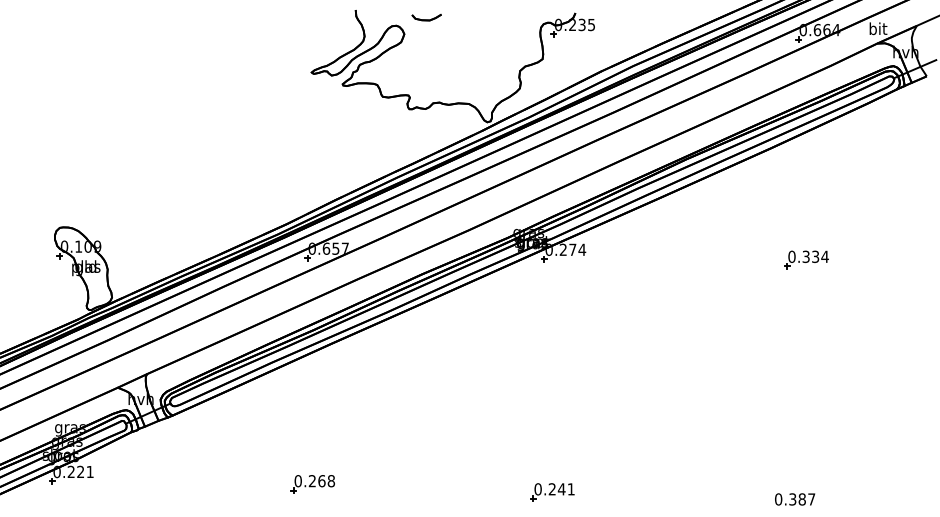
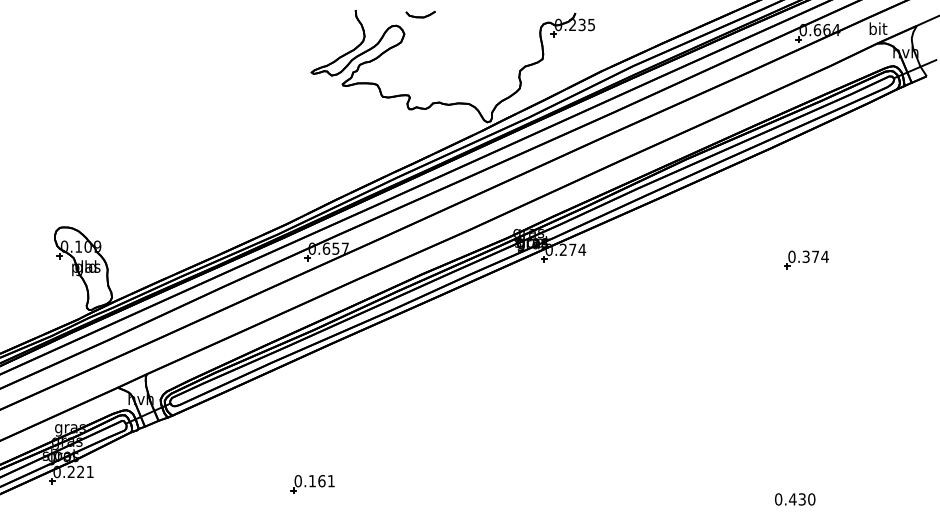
part position: (426, 17) -> (420, 14) (420, 14)
text: 0.334 -> 0.374 (815, 256)
text: 0.268 -> 0.161 (321, 481)
part: present -> none (552, 492)
text: 0.387 -> 0.430 (801, 499)
